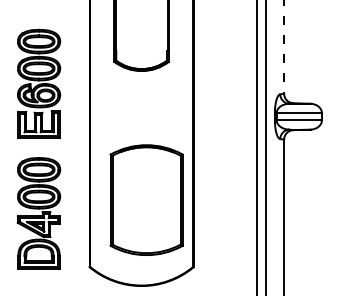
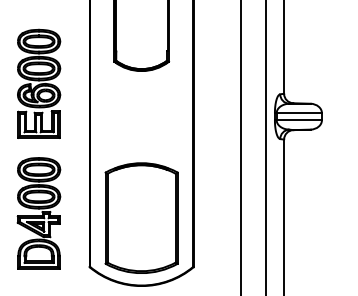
line: dashed -> solid (284, 46)
line position: (257, 147) -> (241, 147) (241, 147)
part position: (146, 199) -> (141, 217) (141, 217)
